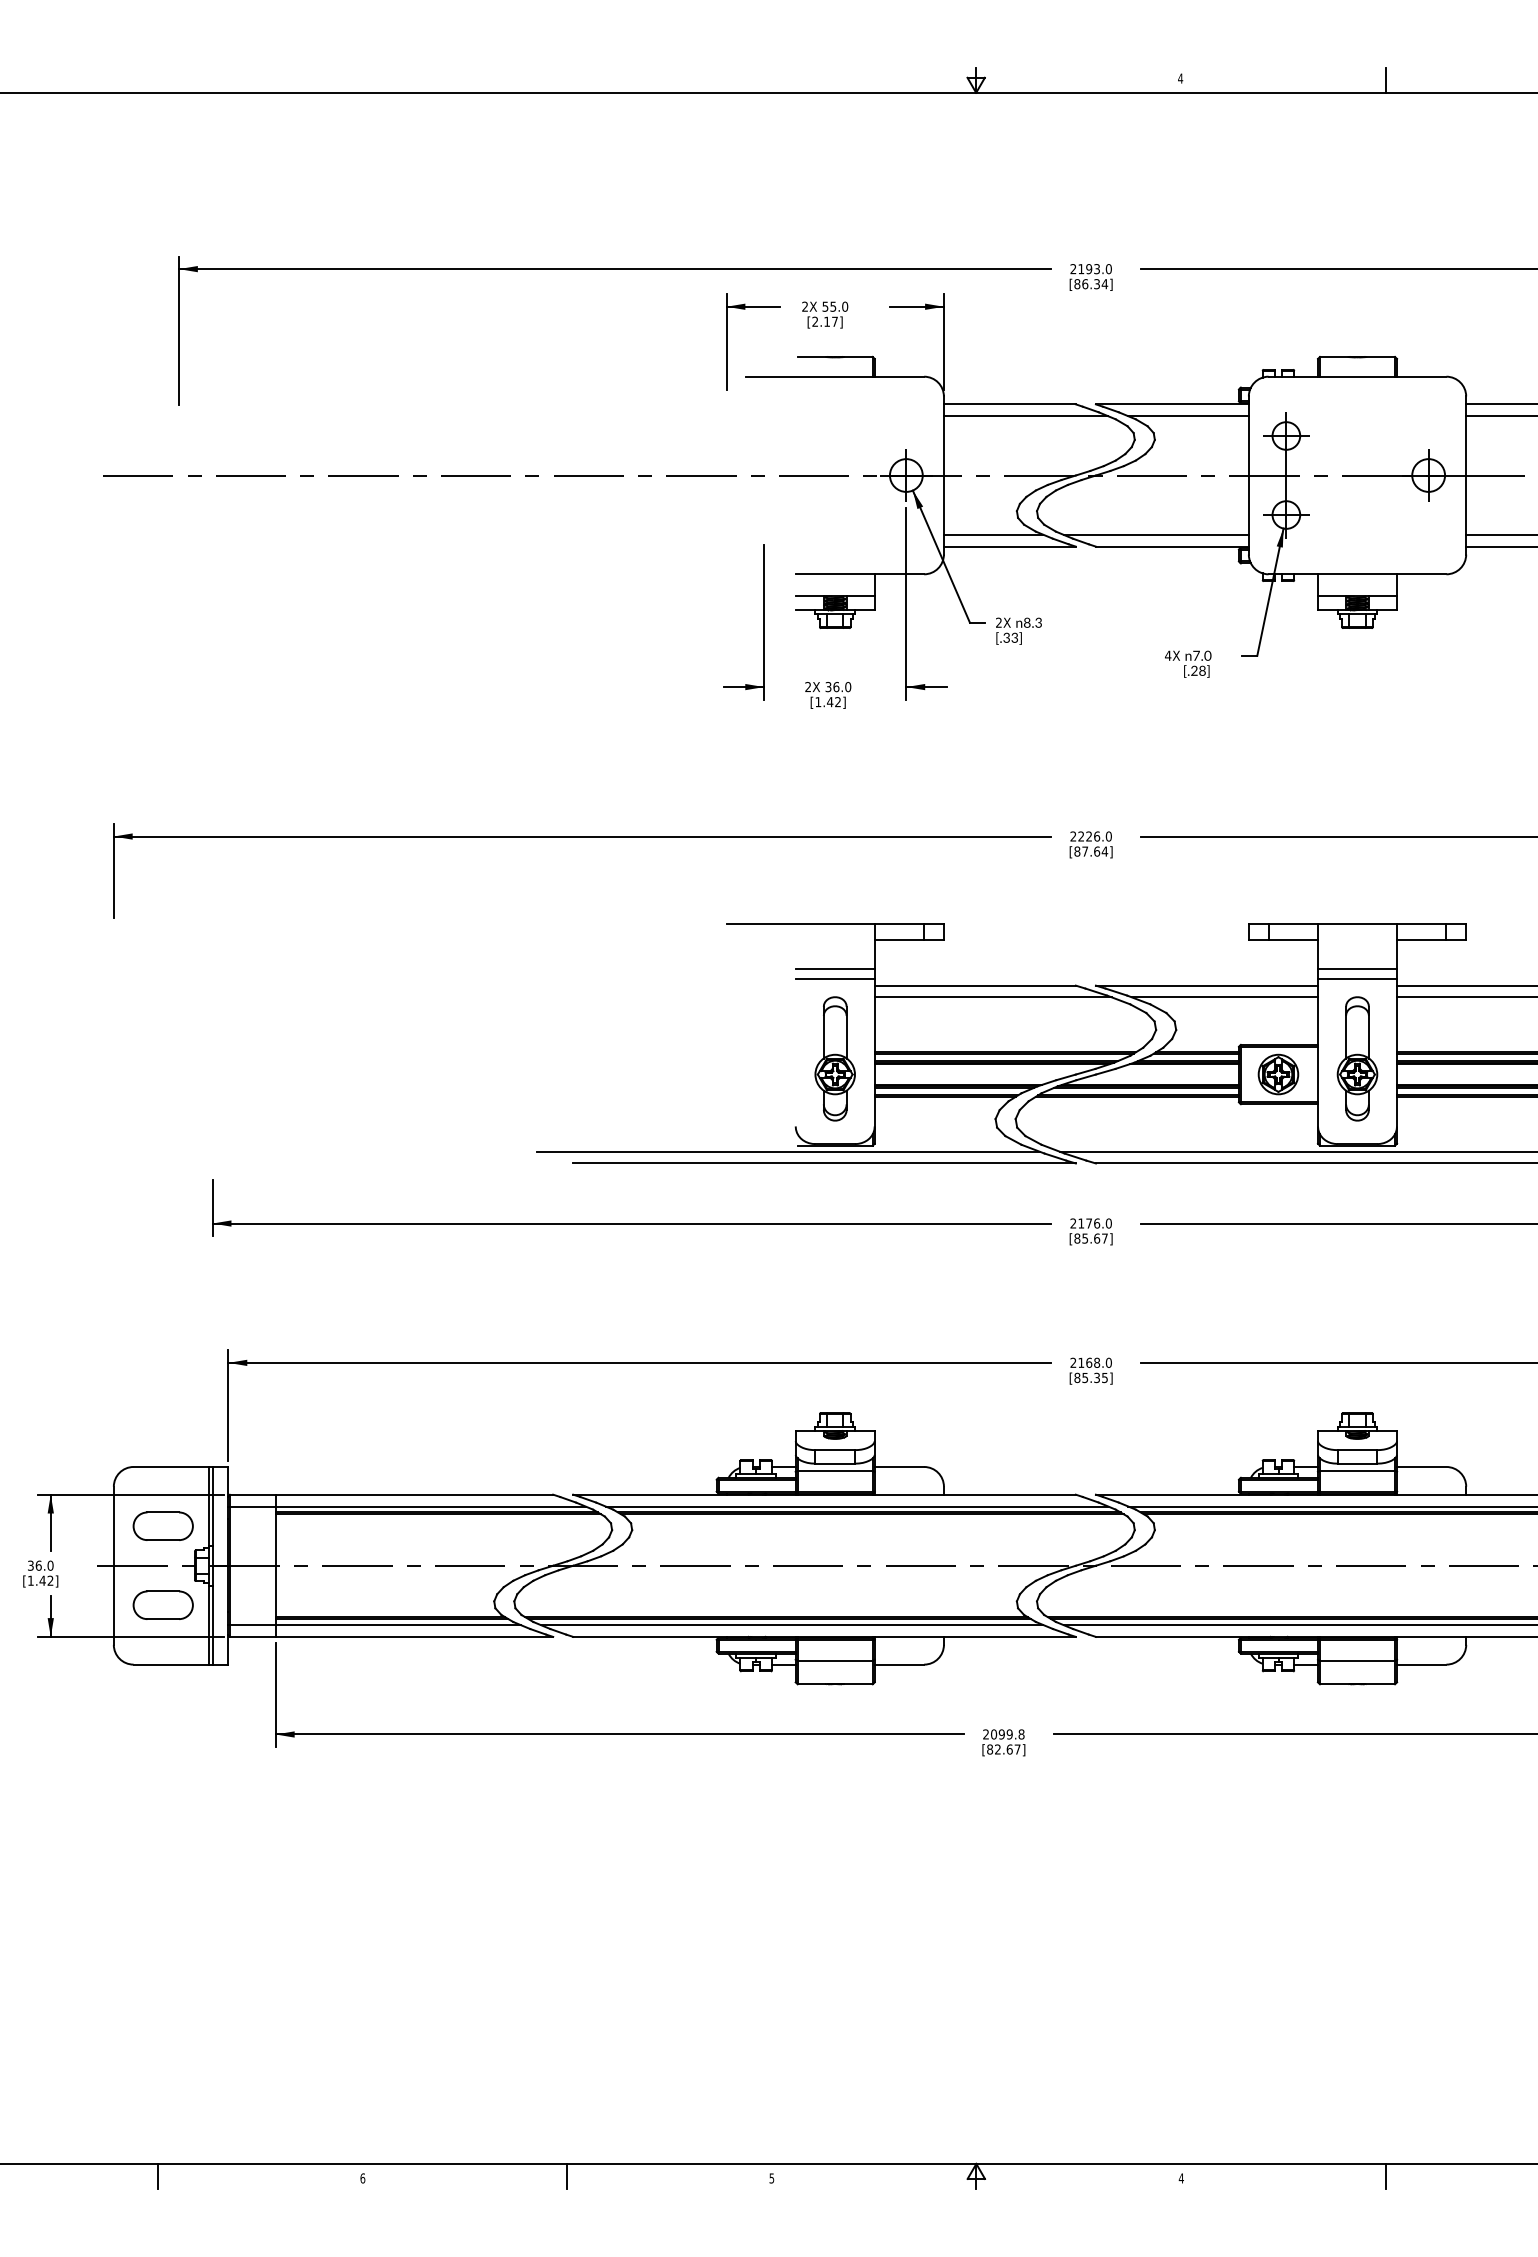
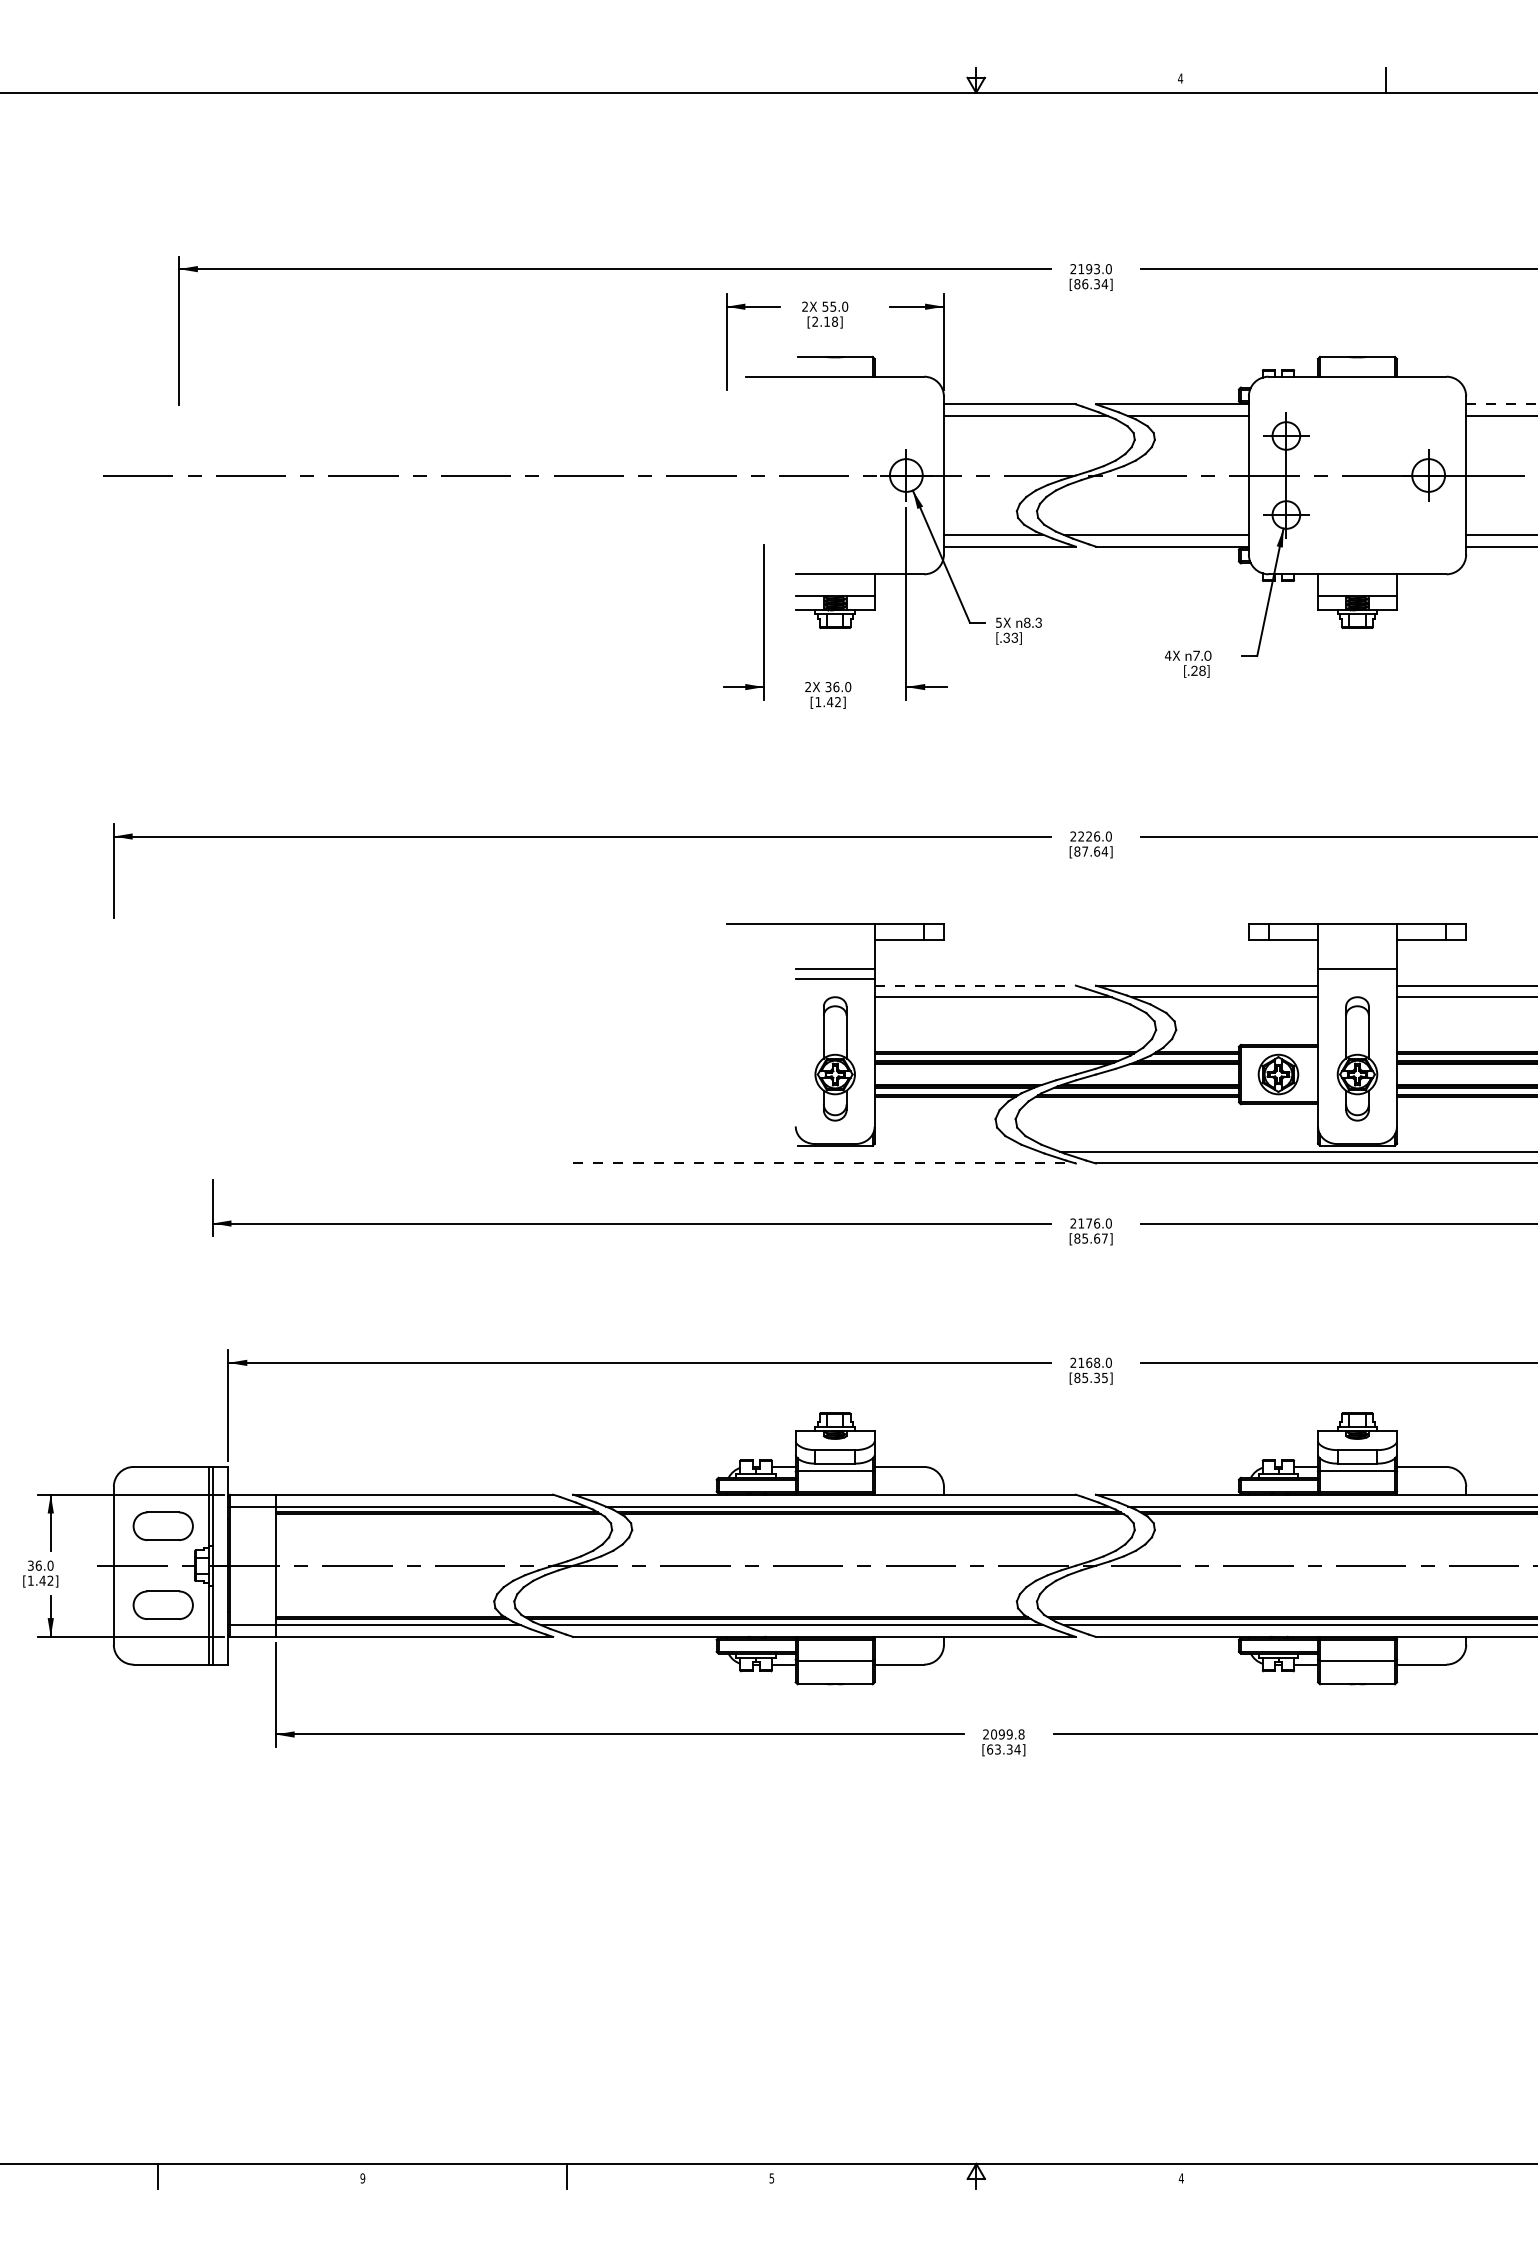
text: [2.17] -> [2.18] (834, 321)
line: solid -> dashed (1502, 404)
text: 2X -> 5X (998, 622)
line: present -> none (1357, 979)
line: solid -> dashed (975, 985)
line: present -> none (787, 1151)
line: solid -> dashed (825, 1163)
text: [82.67] -> [63.34] (1003, 1749)
line: present -> none (1385, 2176)
text: 6 -> 9 (362, 2178)
